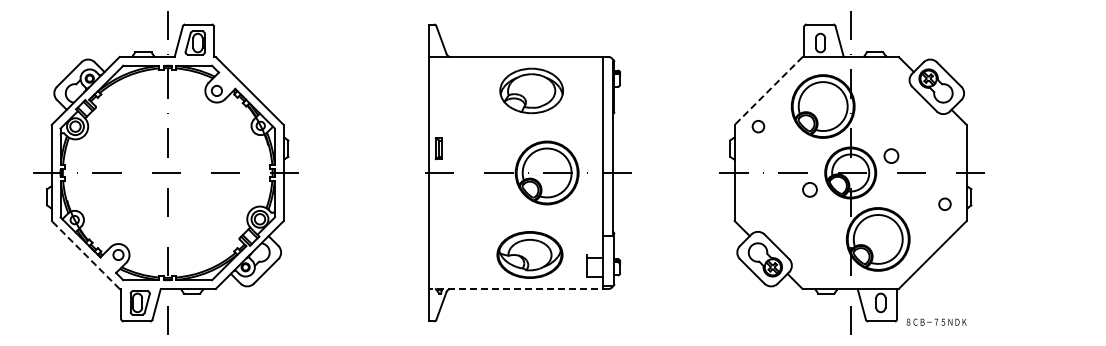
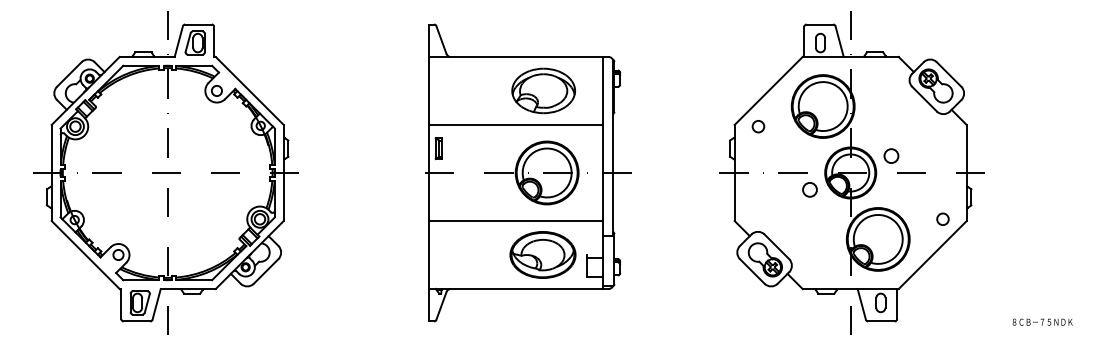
part position: (531, 90) -> (543, 90) (543, 90)
line: dashed -> solid (768, 91)
line: none -> present (515, 124)
circle position: (944, 203) -> (942, 218) (942, 218)
line: none -> present (515, 221)
line: dashed -> solid (85, 254)
part position: (529, 254) -> (542, 254) (542, 254)
line: dashed -> solid (518, 289)
text position: (936, 321) -> (1042, 321) (1042, 321)
